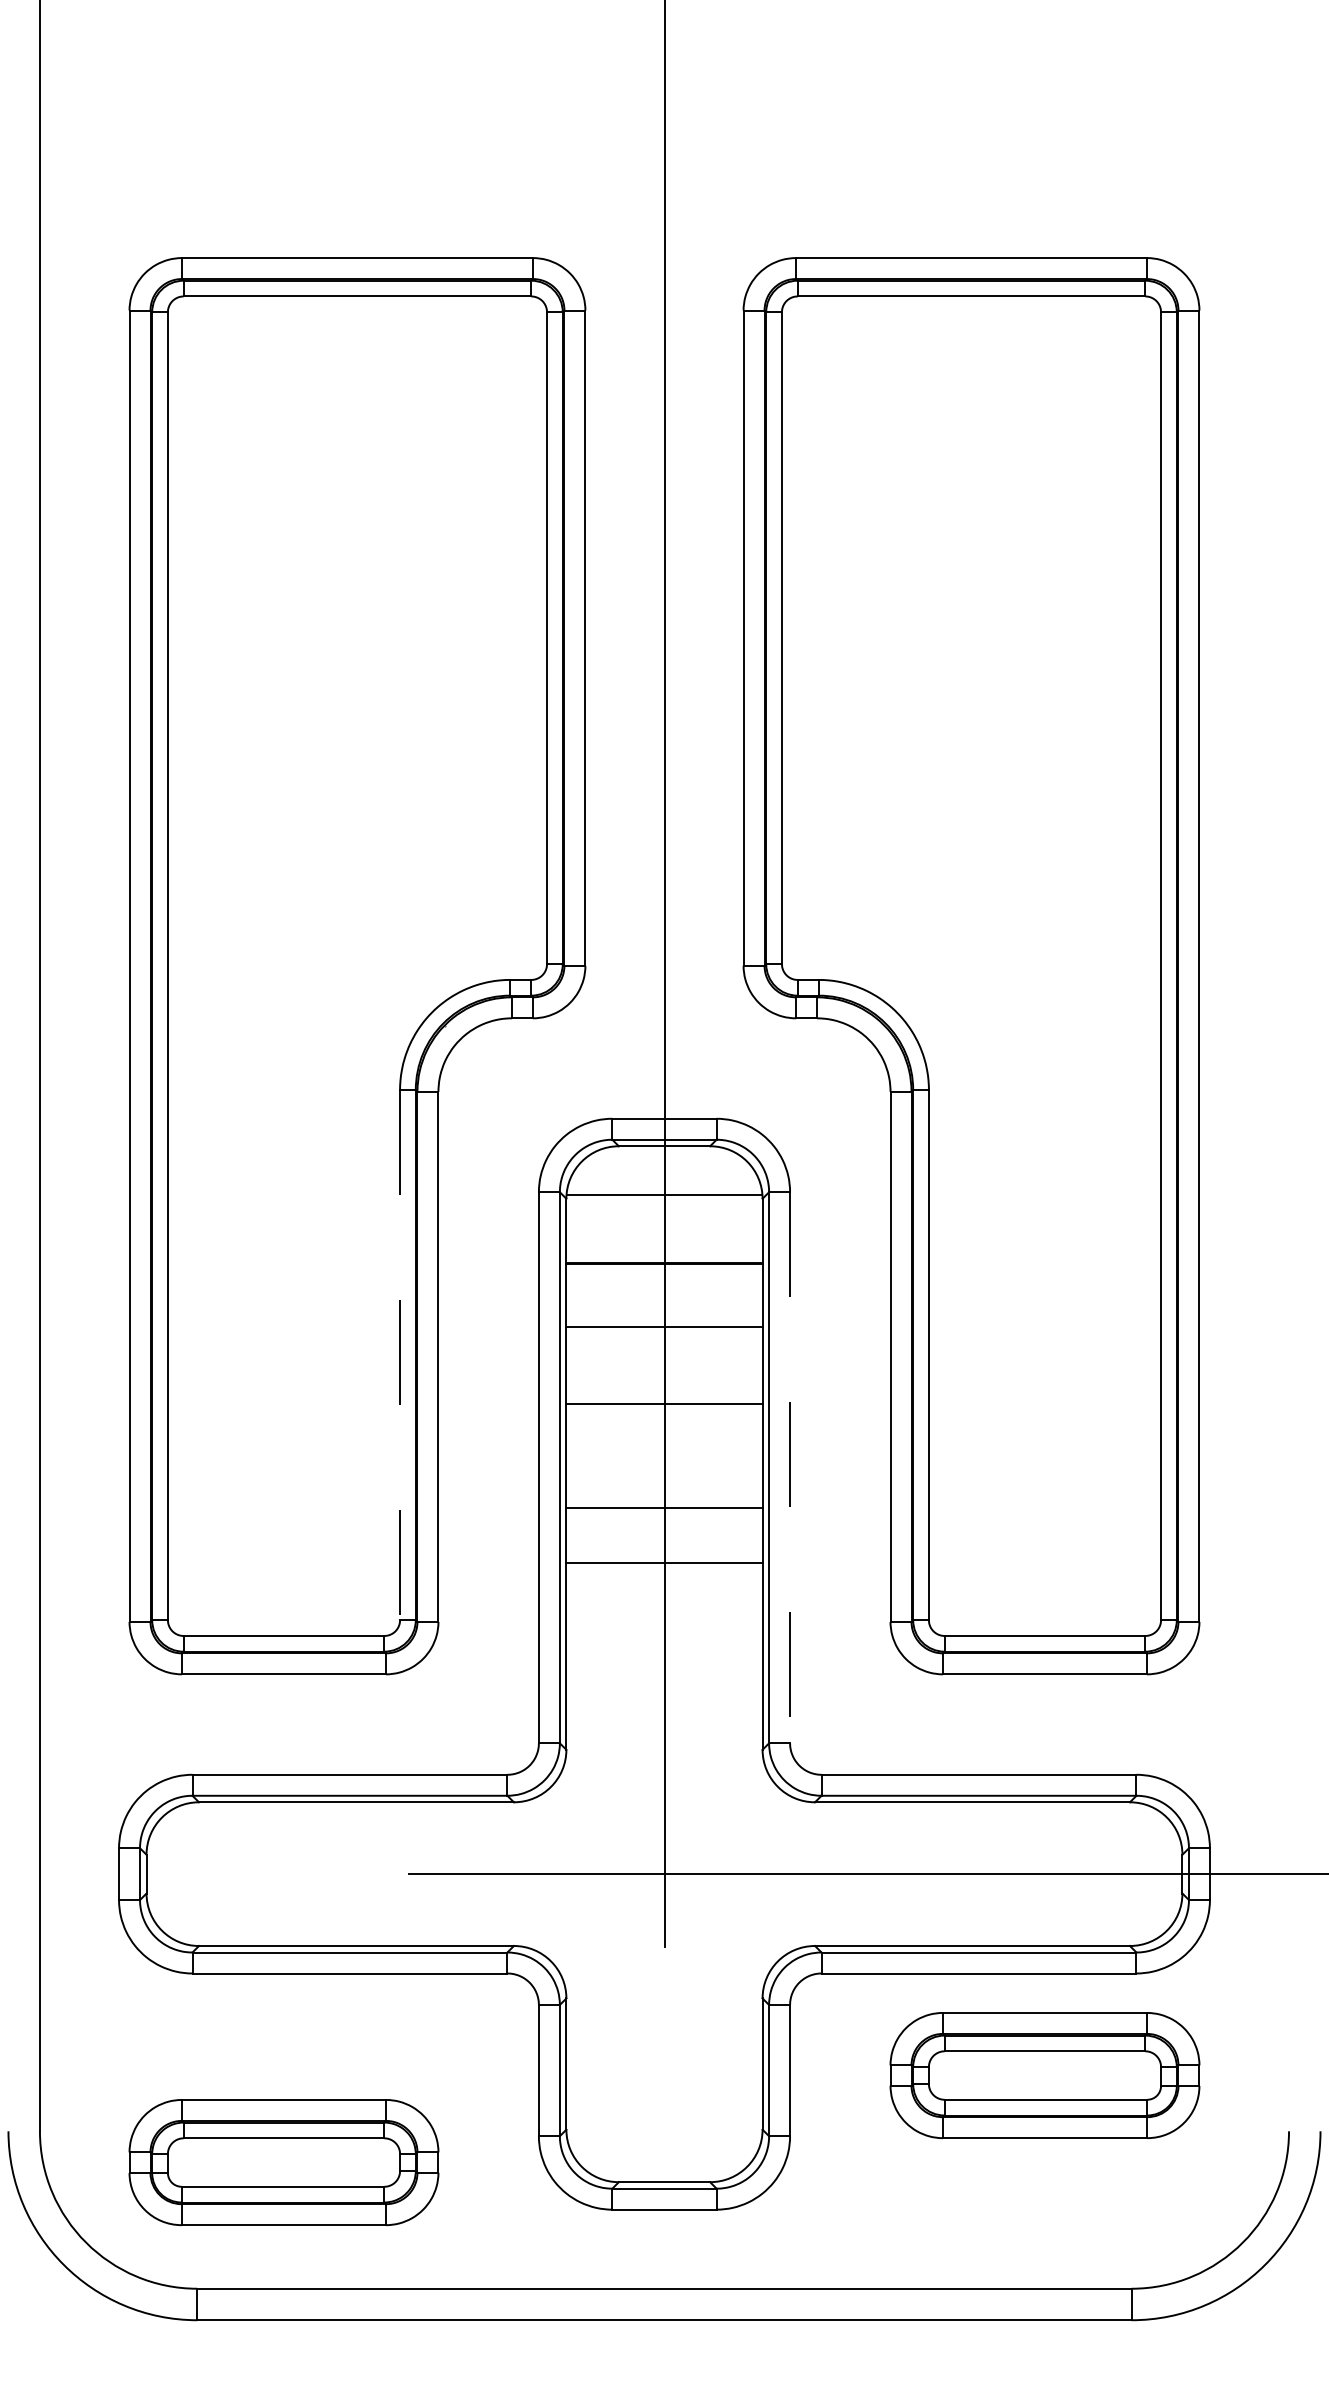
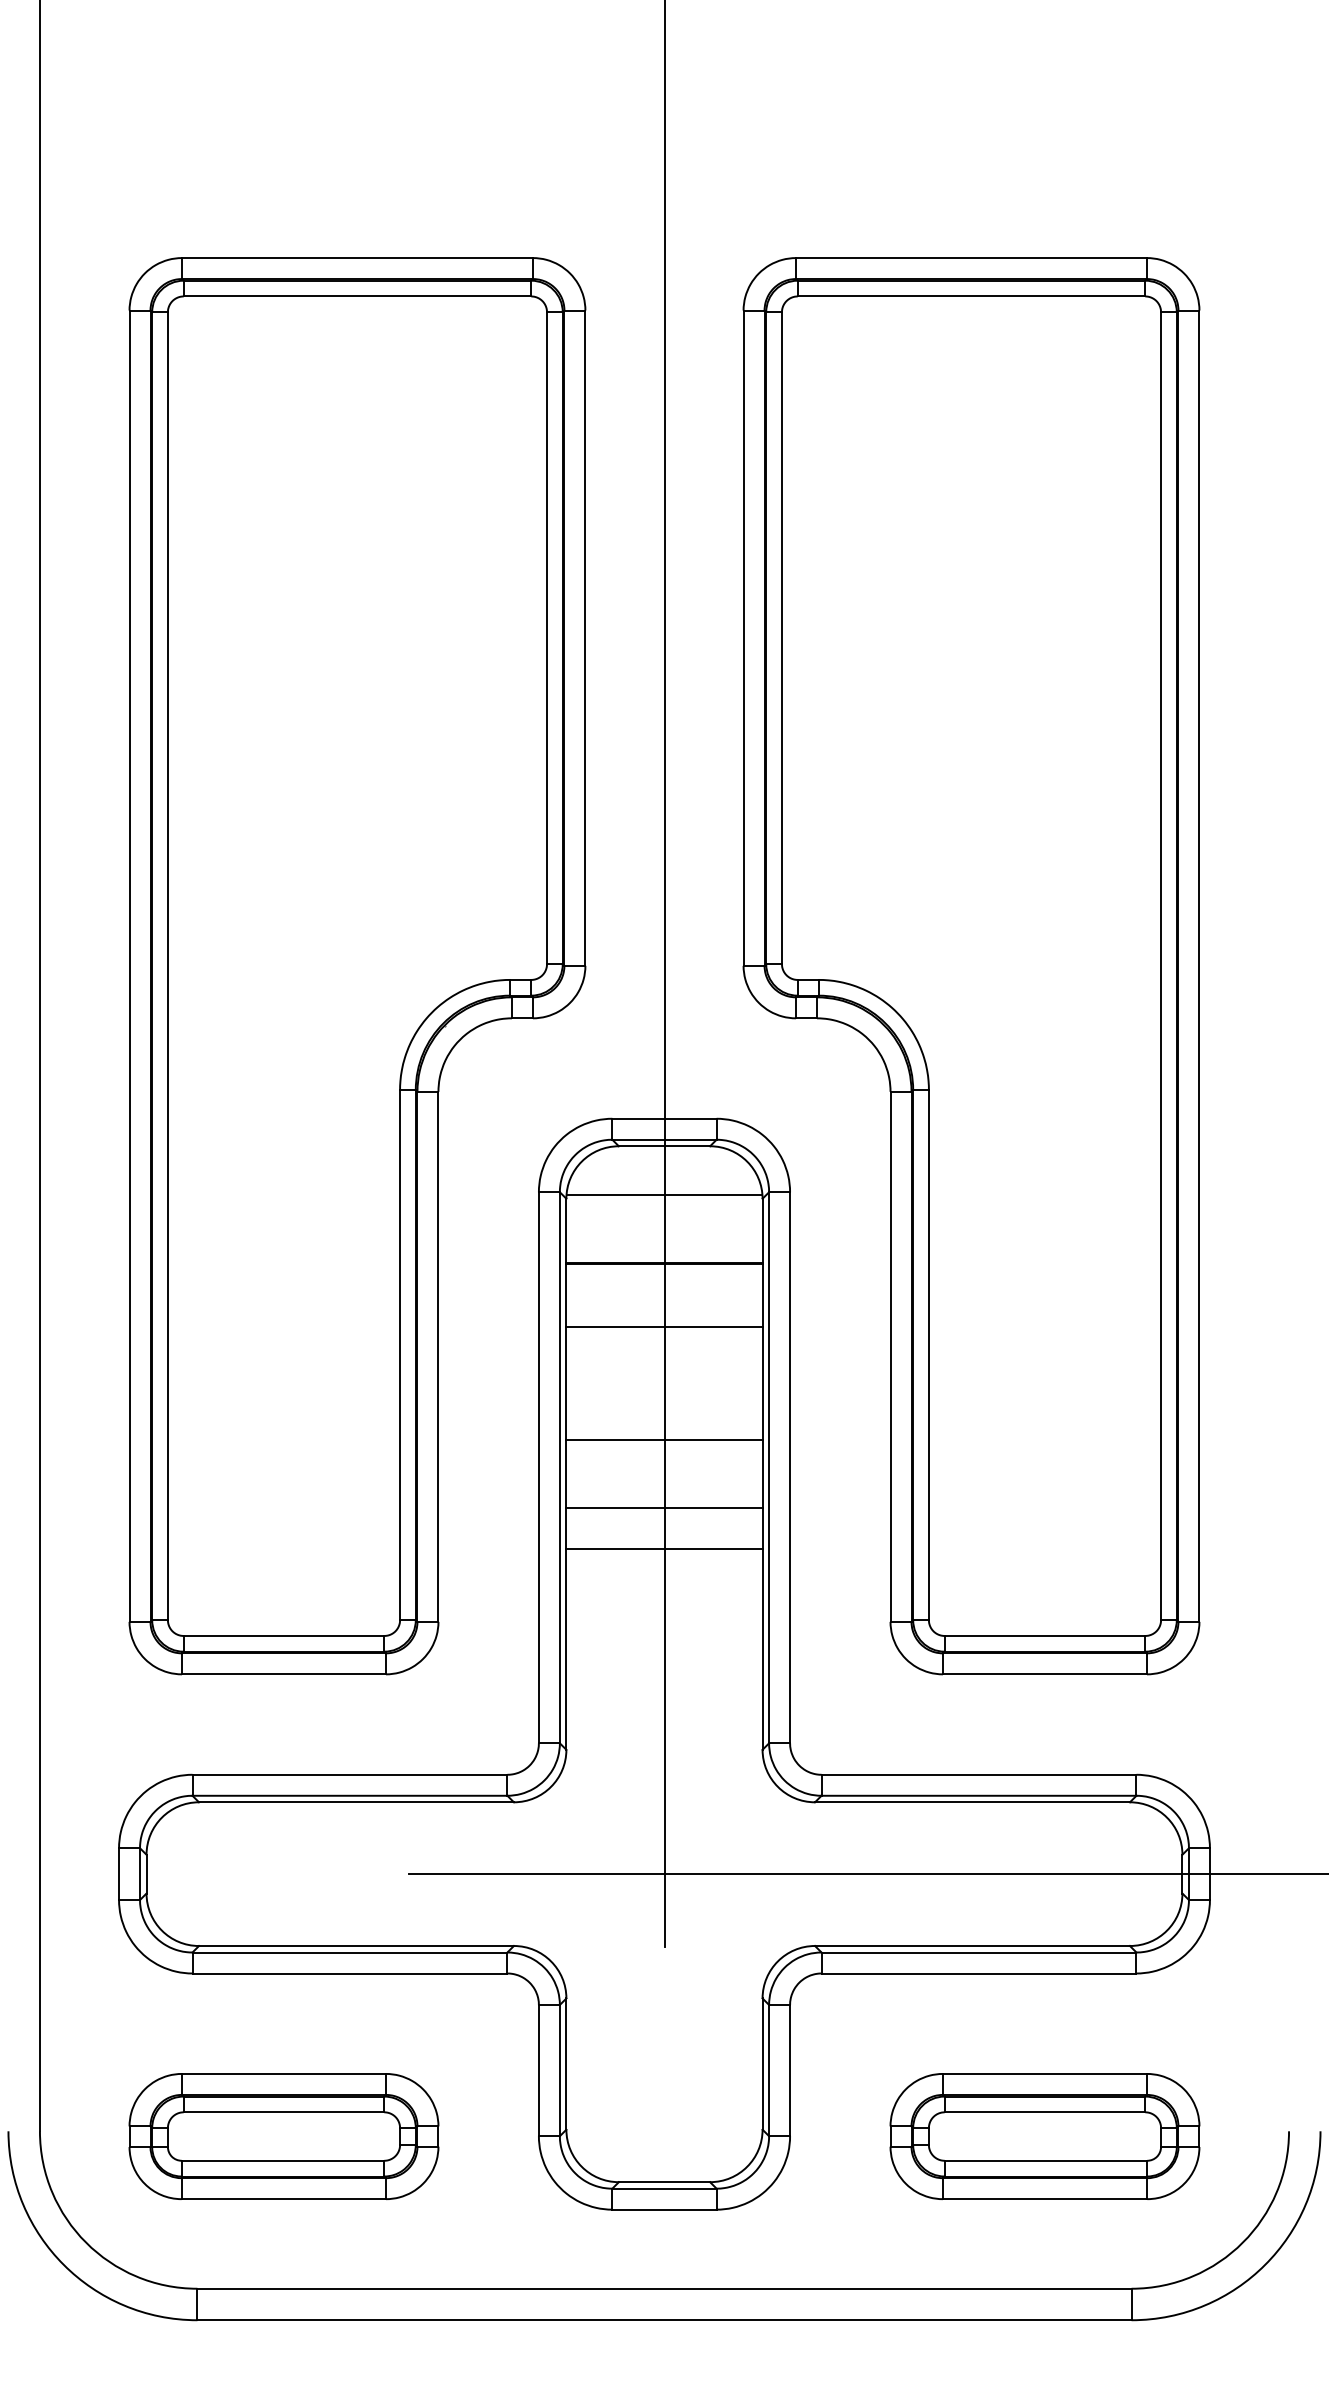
line: dashed -> solid (400, 1355)
line position: (664, 1404) -> (664, 1440) (664, 1440)
line: dashed -> solid (790, 1467)
line position: (664, 1562) -> (664, 1548) (664, 1548)
part position: (1044, 2075) -> (1044, 2136) (1044, 2136)
part position: (283, 2162) -> (283, 2136) (283, 2136)
